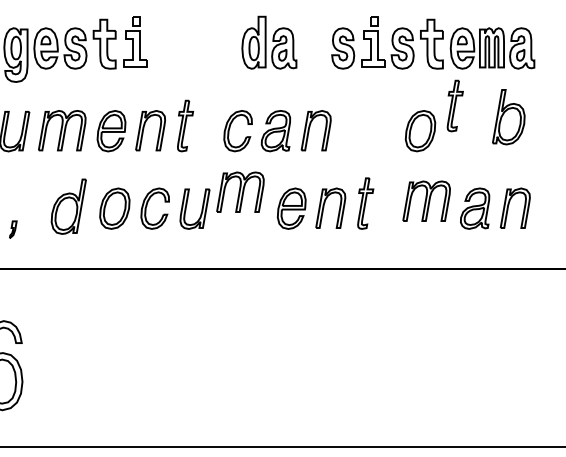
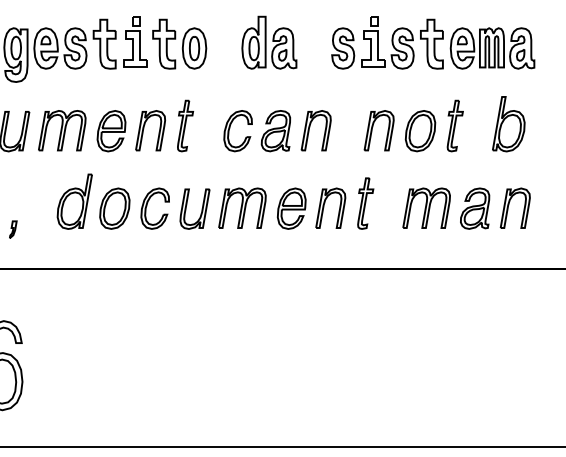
part: none -> present (179, 43)
part position: (454, 105) -> (454, 125) (454, 125)
part position: (508, 117) -> (508, 124) (508, 124)
part: none -> present (378, 130)
part position: (240, 191) -> (242, 207) (242, 207)
part position: (426, 200) -> (426, 207) (426, 207)
part position: (68, 206) -> (74, 201) (74, 201)
